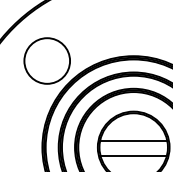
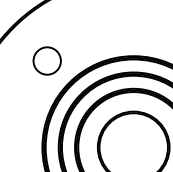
circle diameter: 46 px -> 27 px (46, 60)
line: present -> none (133, 140)
line: present -> none (133, 155)
